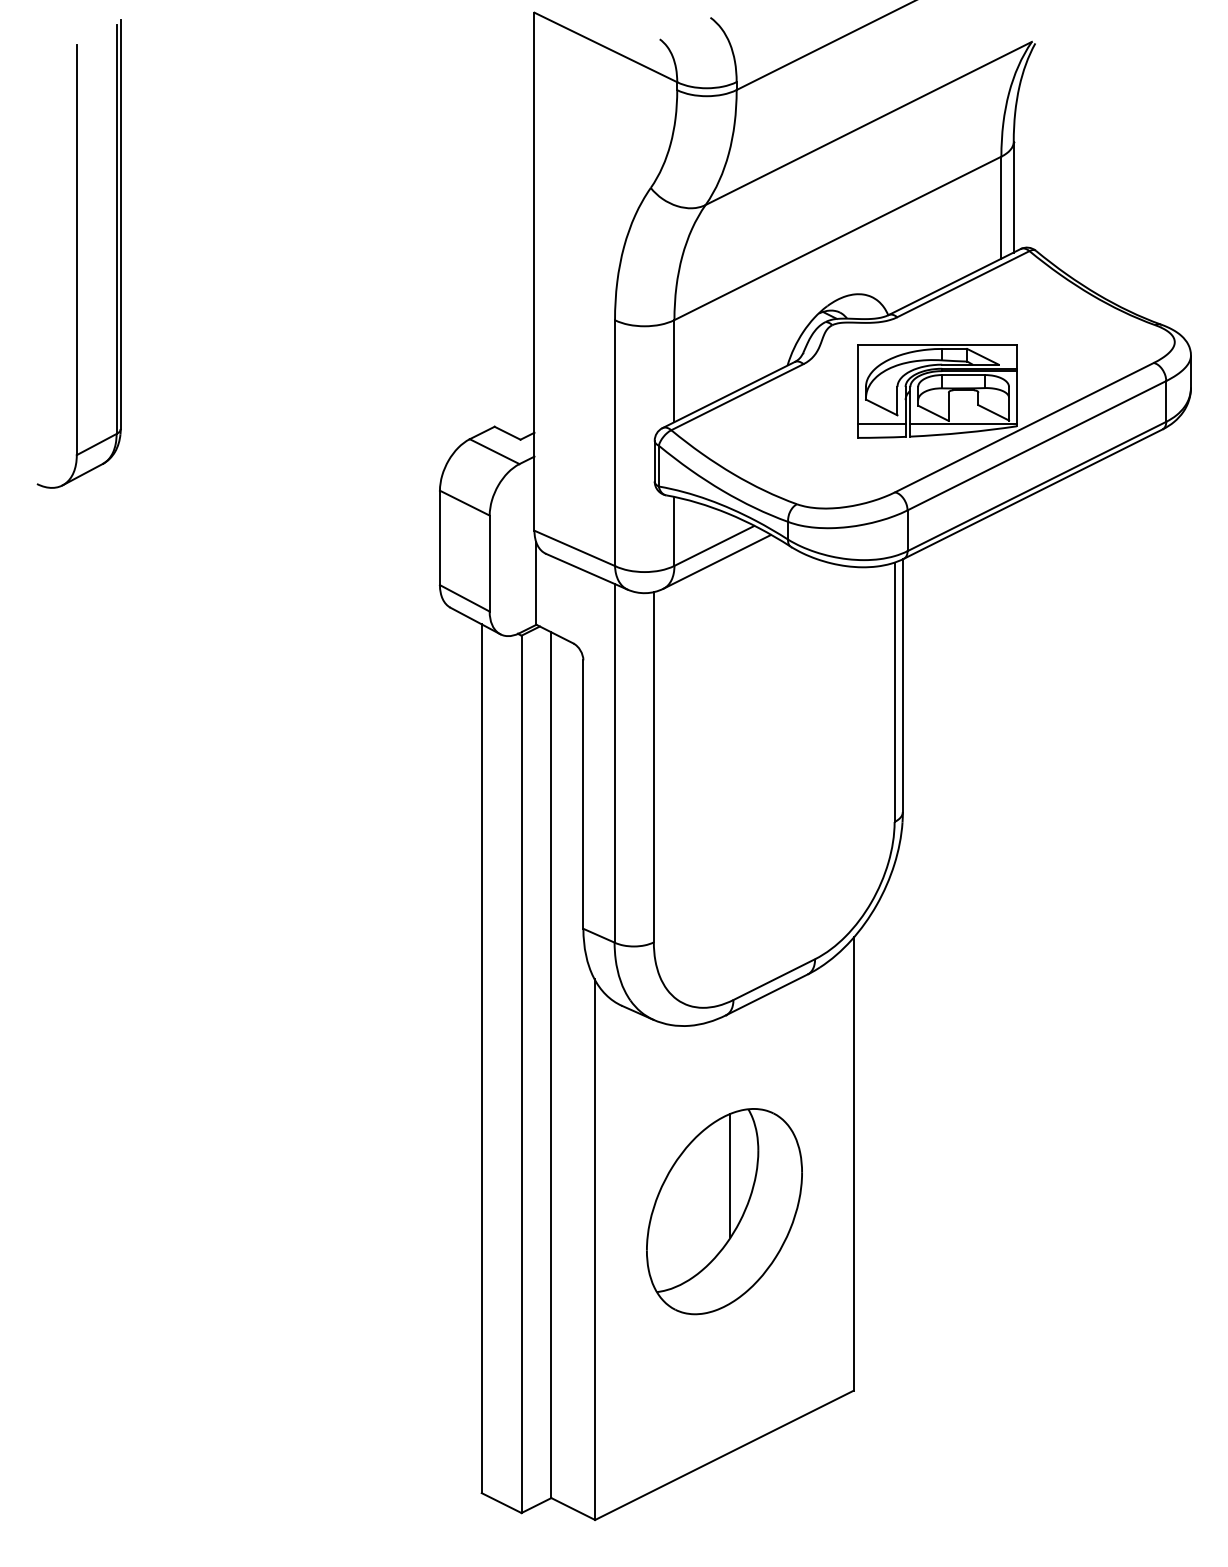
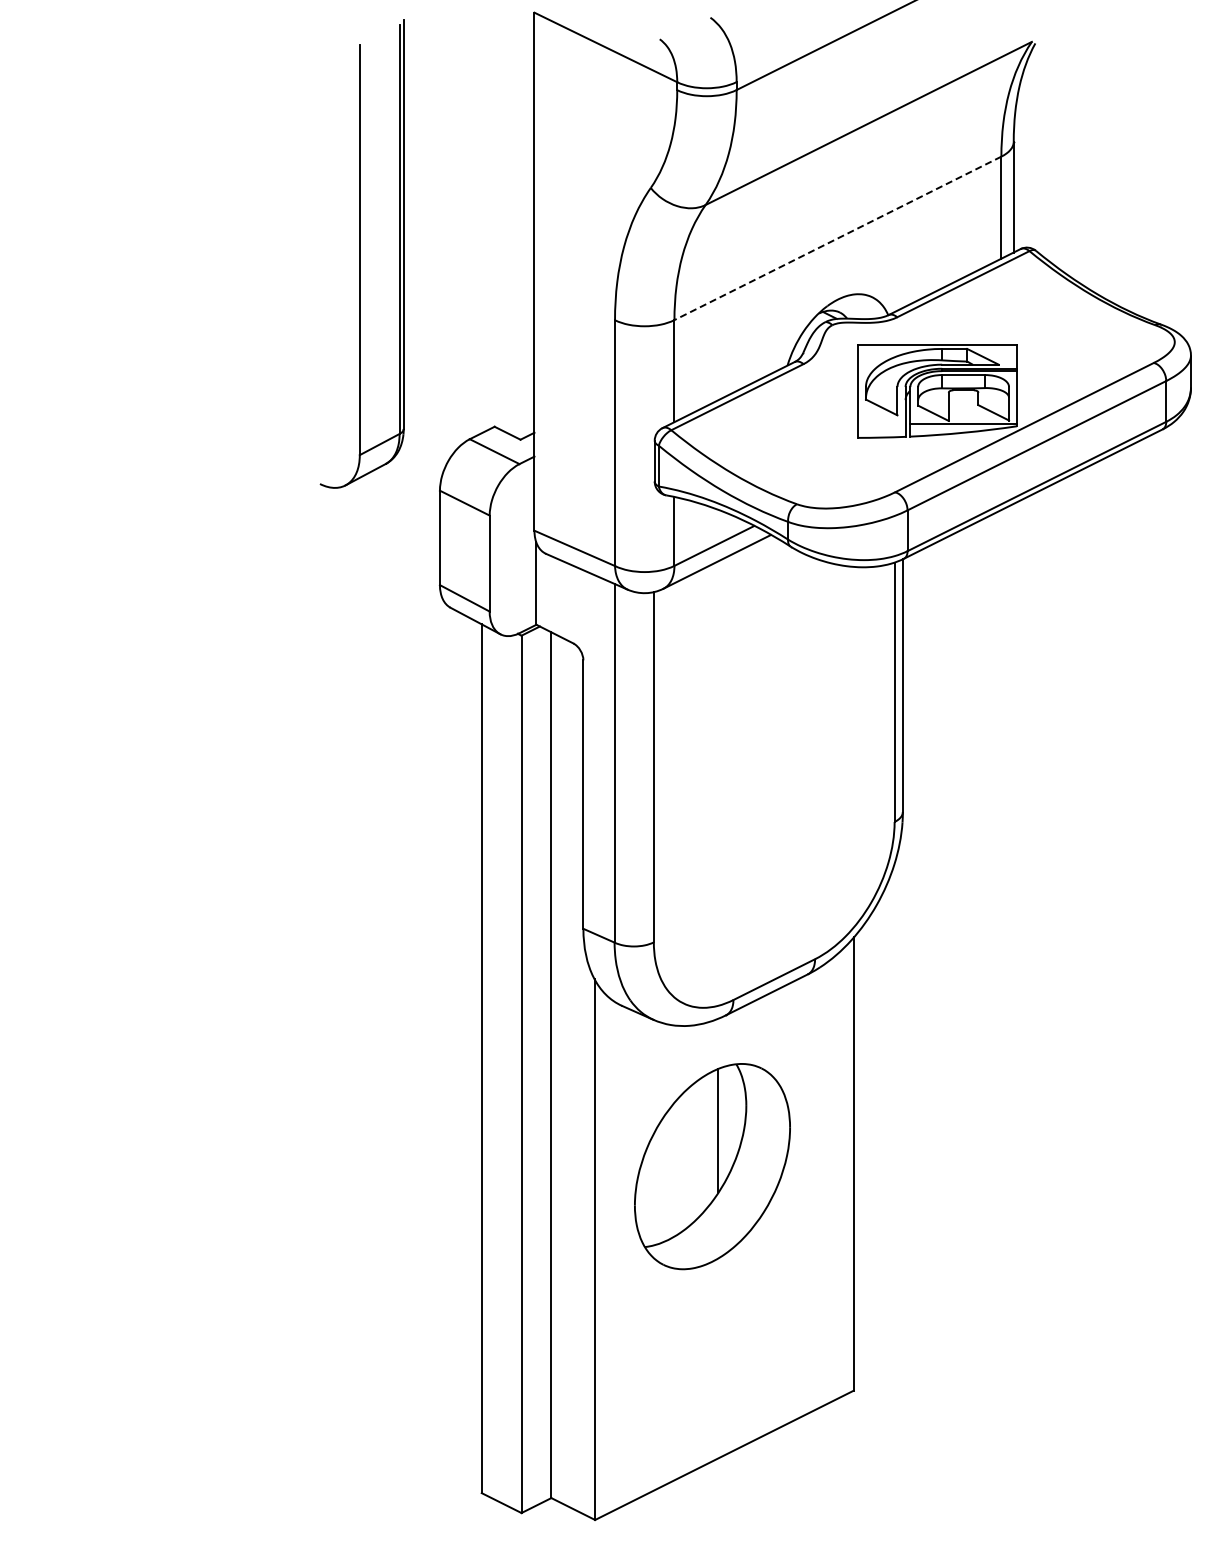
line: solid -> dashed (837, 238)
part position: (78, 253) -> (361, 253) (361, 253)
line: present -> none (881, 424)
part position: (724, 1211) -> (712, 1166) (712, 1166)
